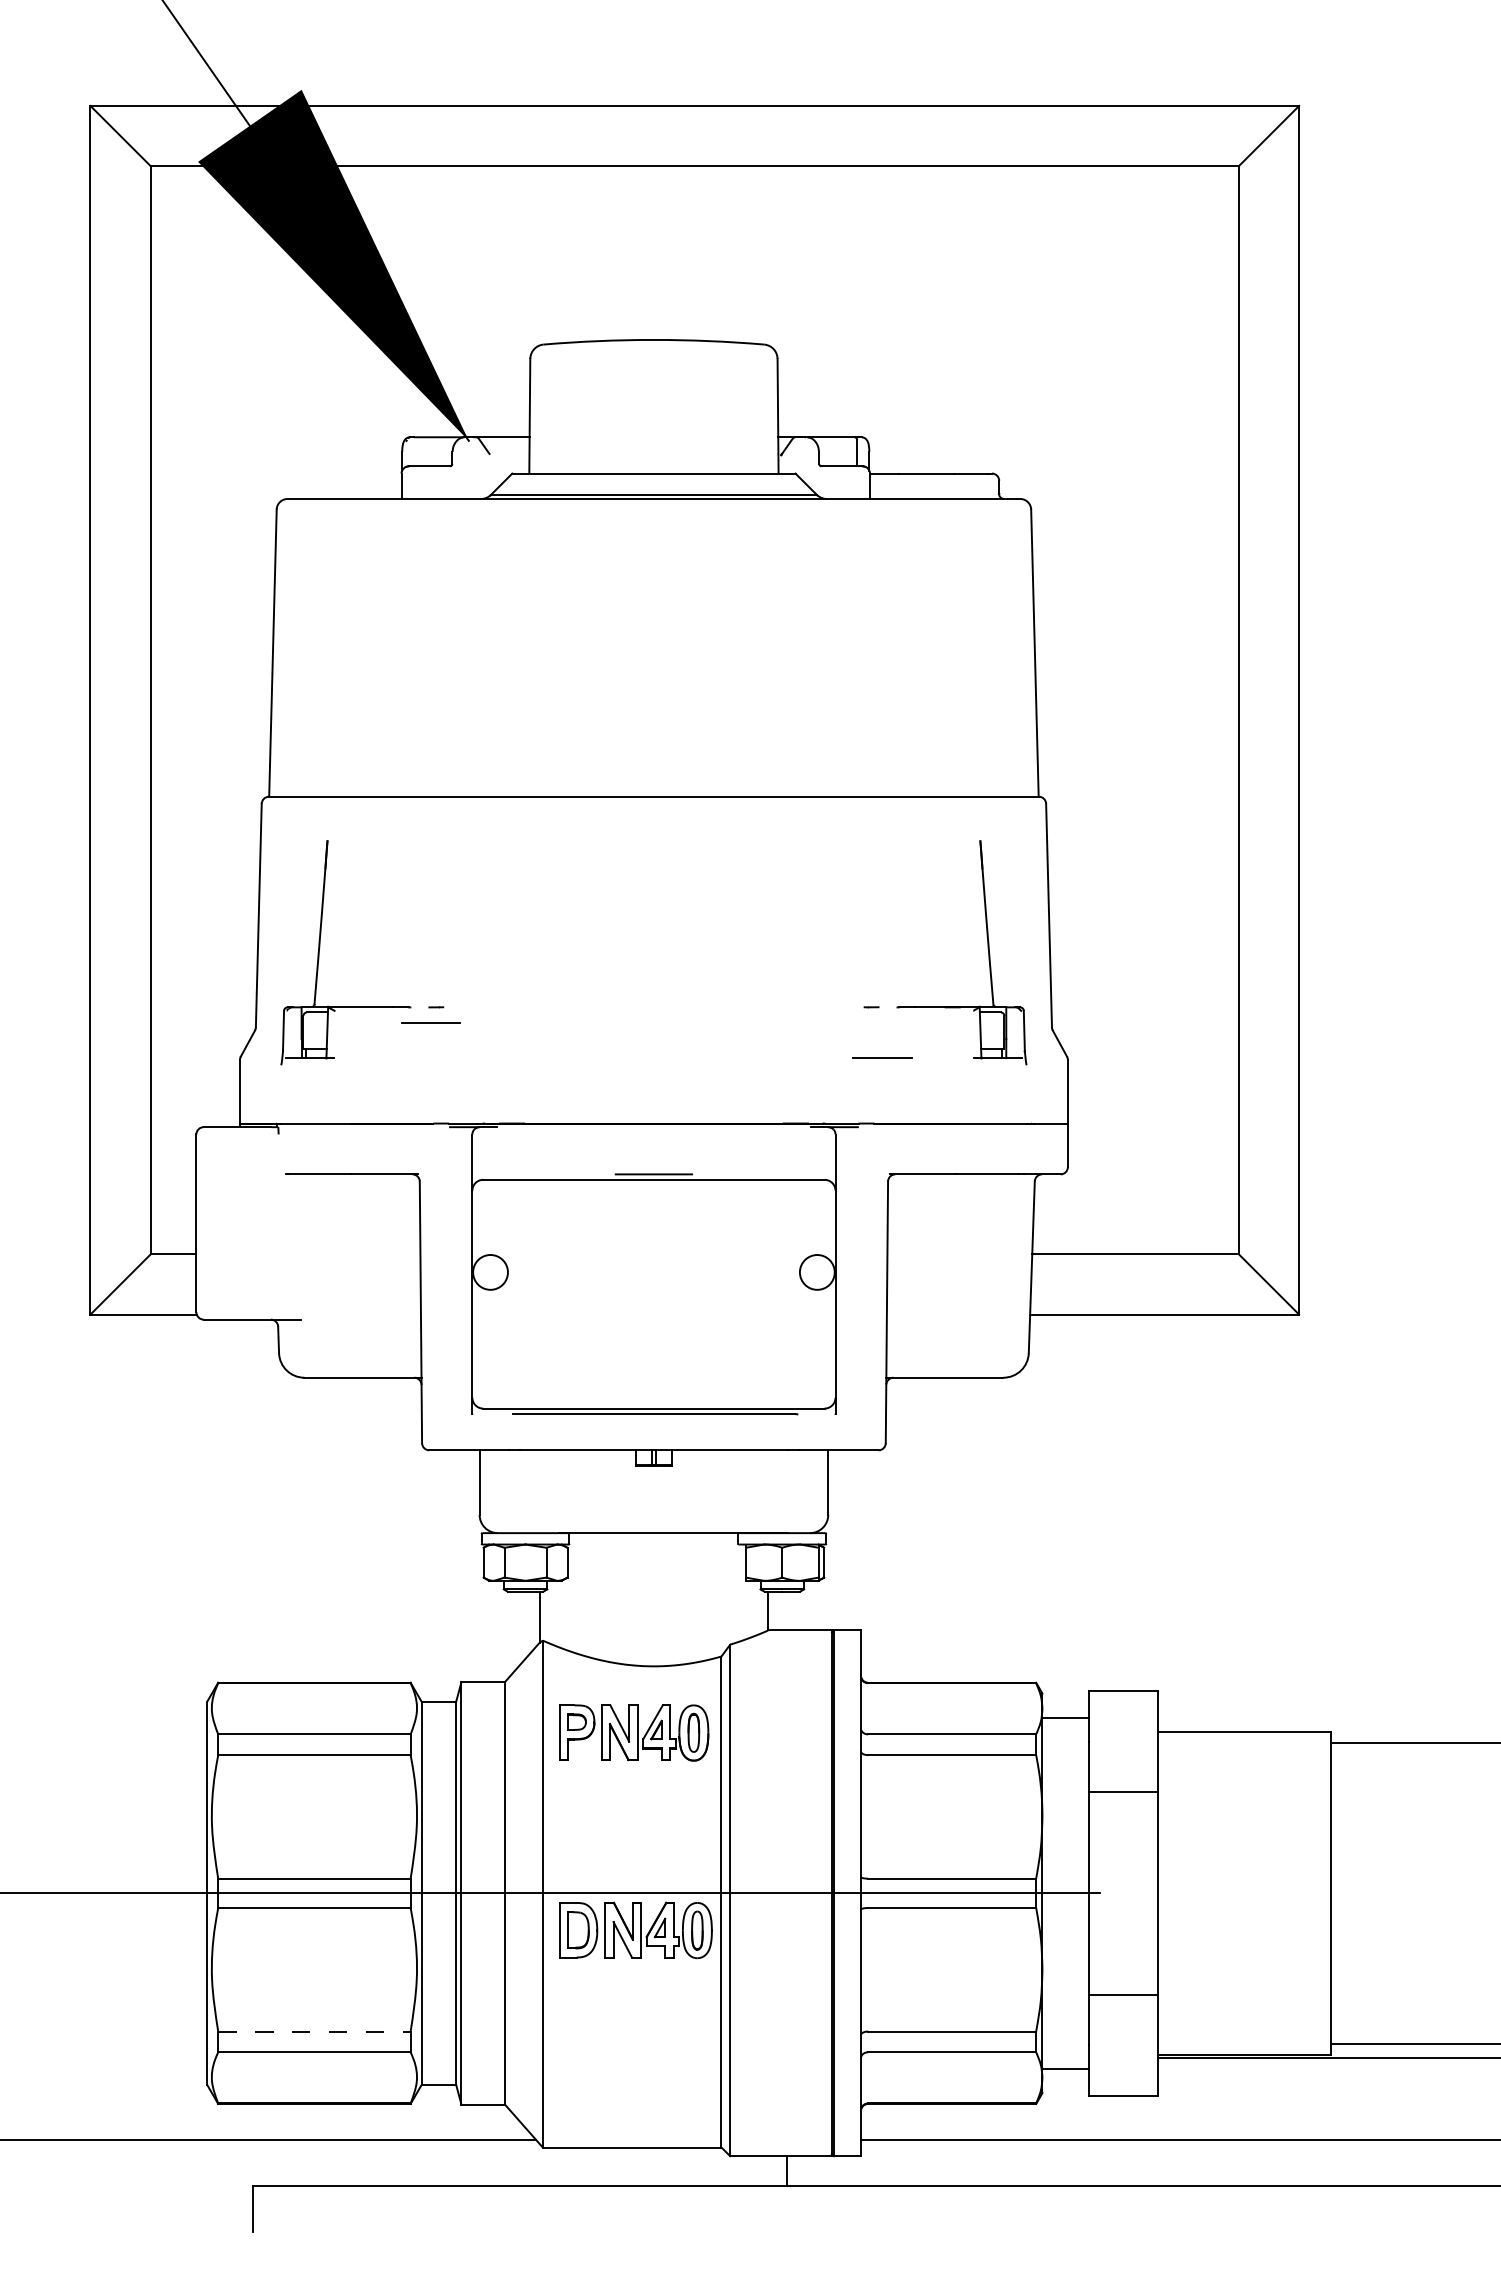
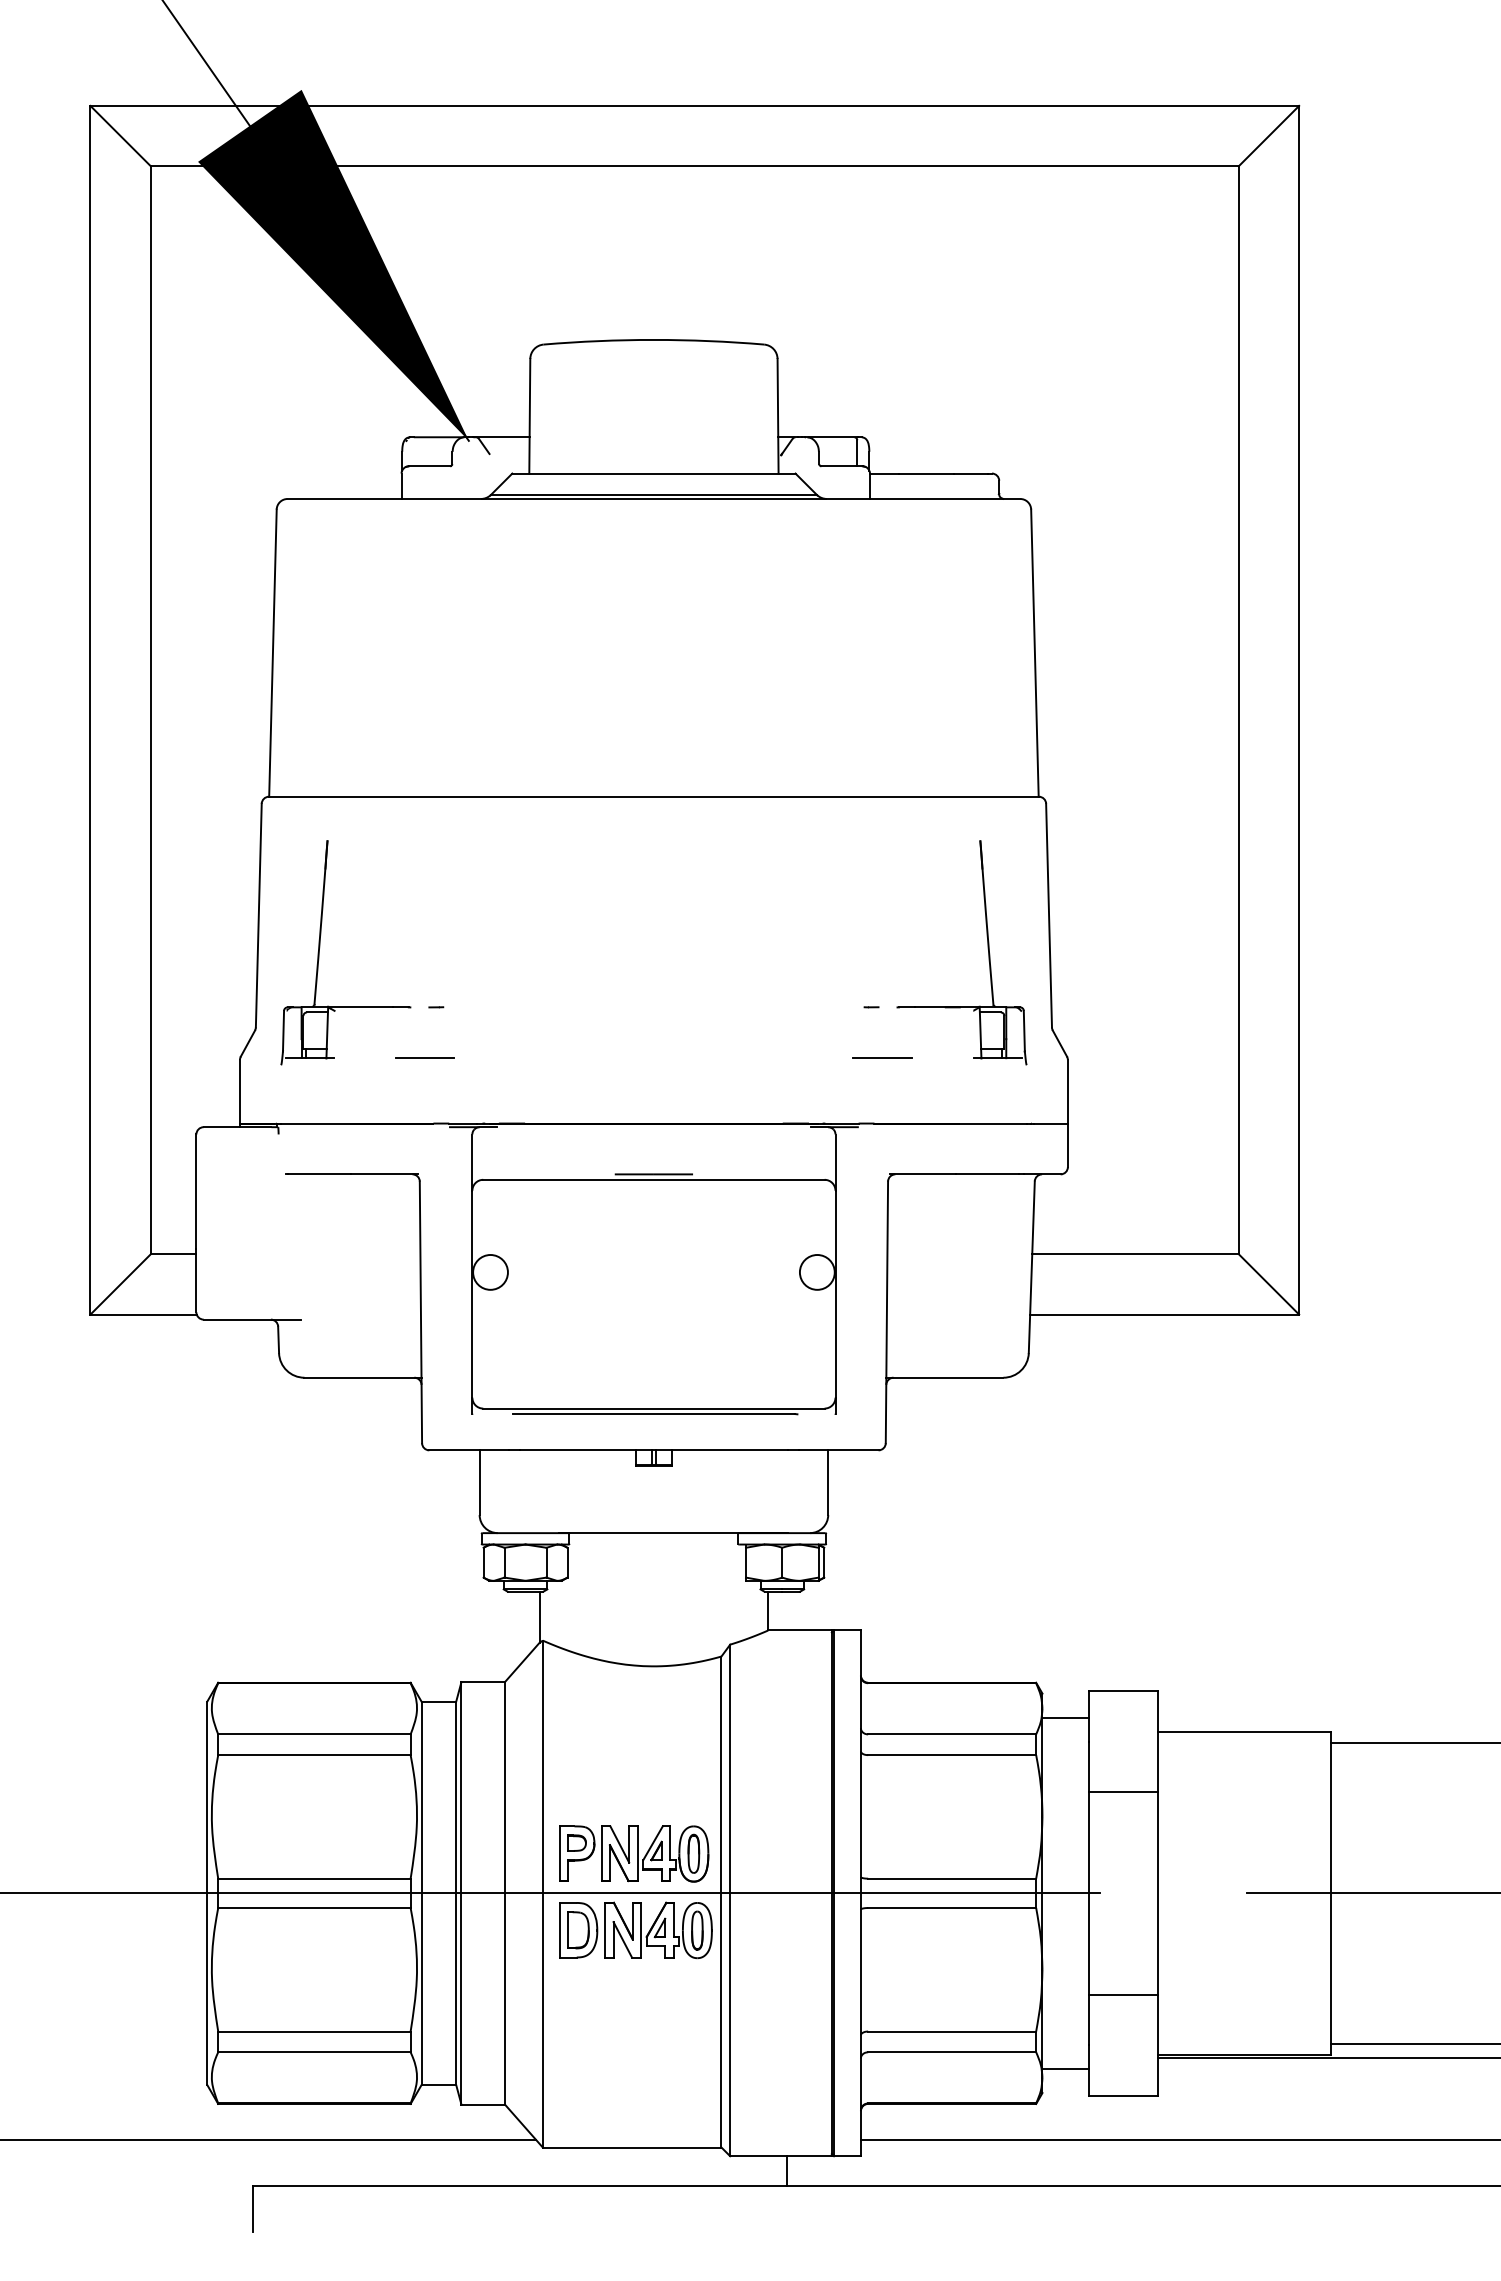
line position: (430, 1022) -> (424, 1057) (424, 1057)
part position: (634, 1732) -> (634, 1853) (634, 1853)
line: none -> present (1372, 1893)
line: dashed -> solid (314, 2031)
